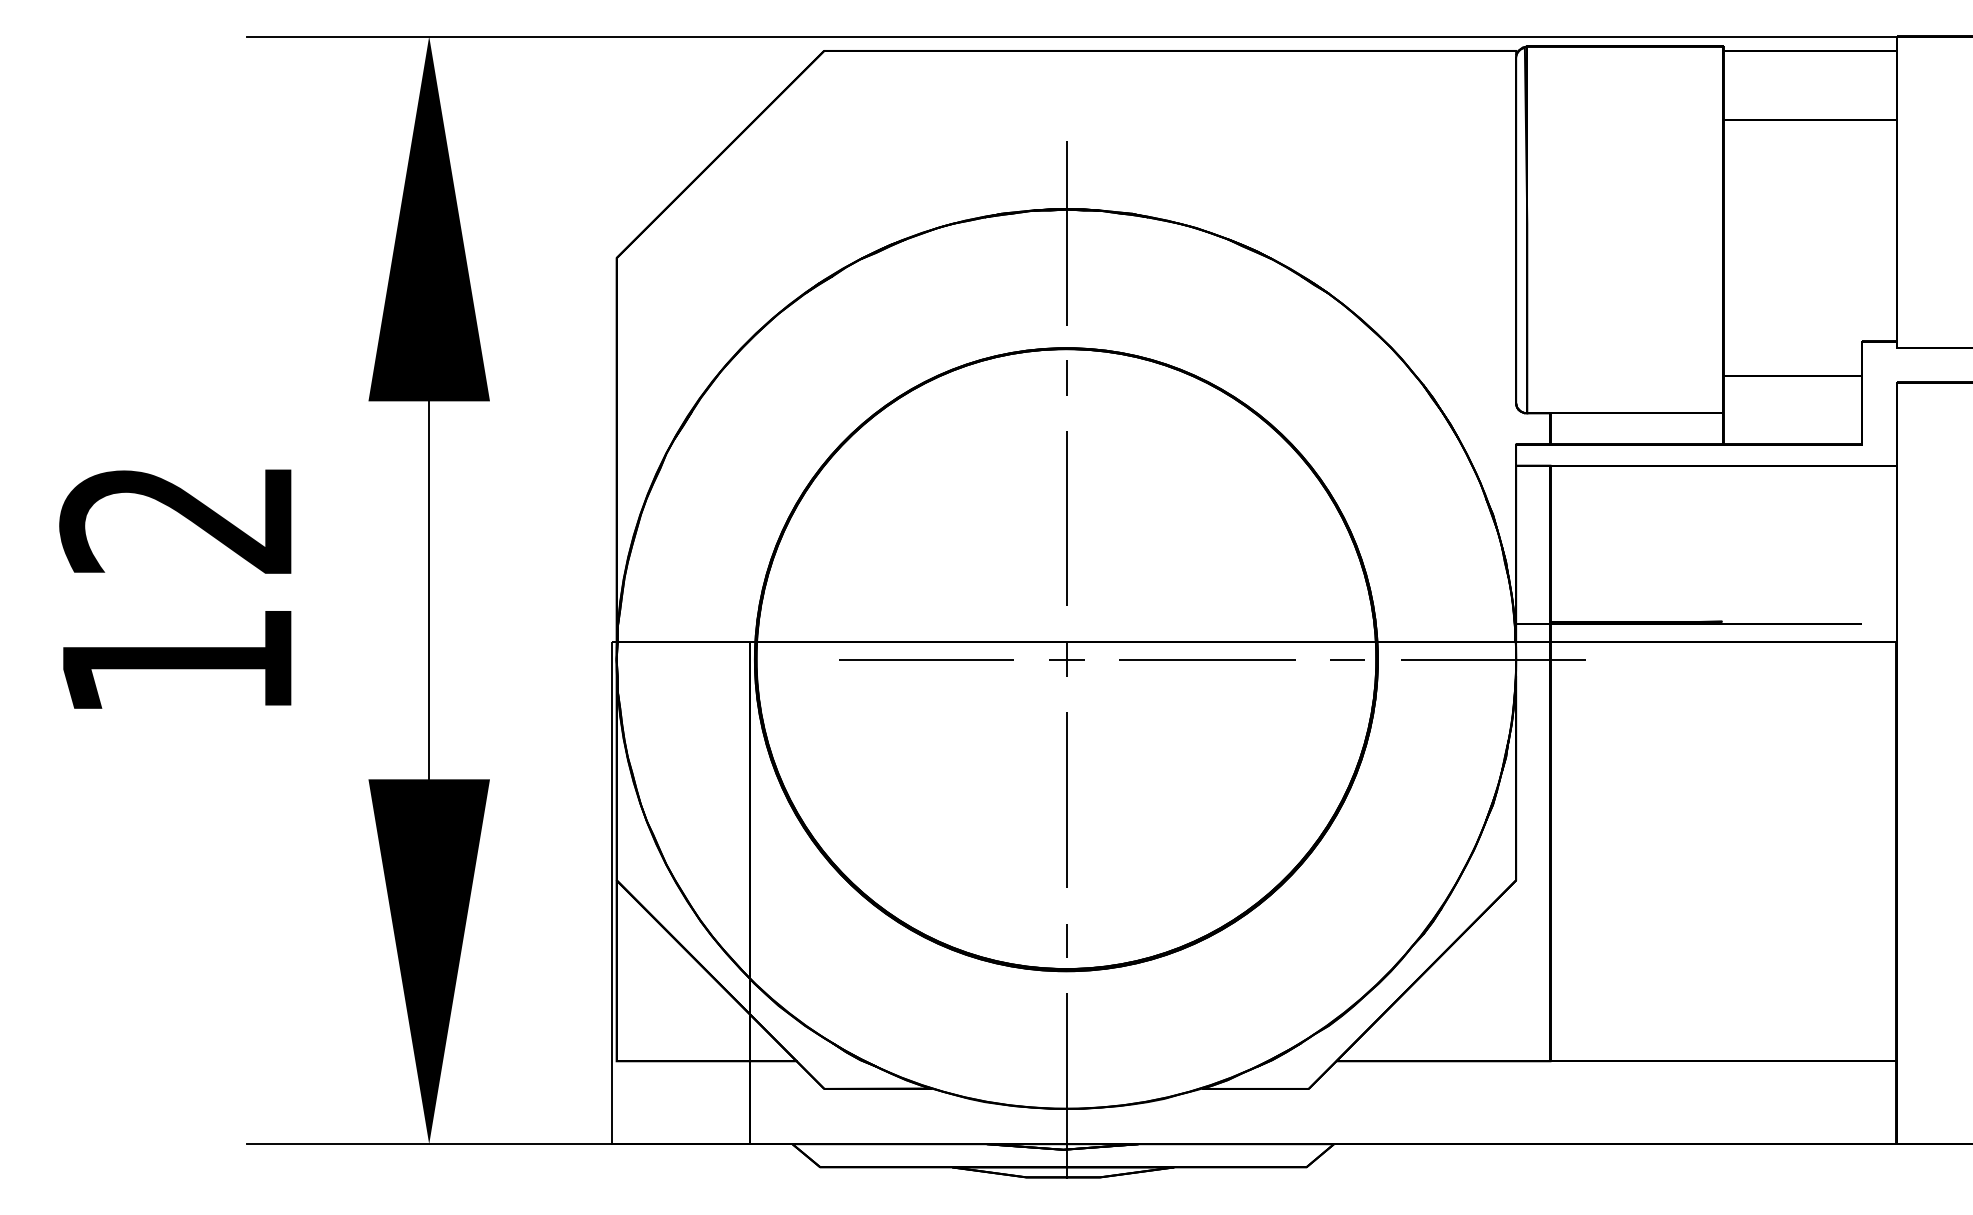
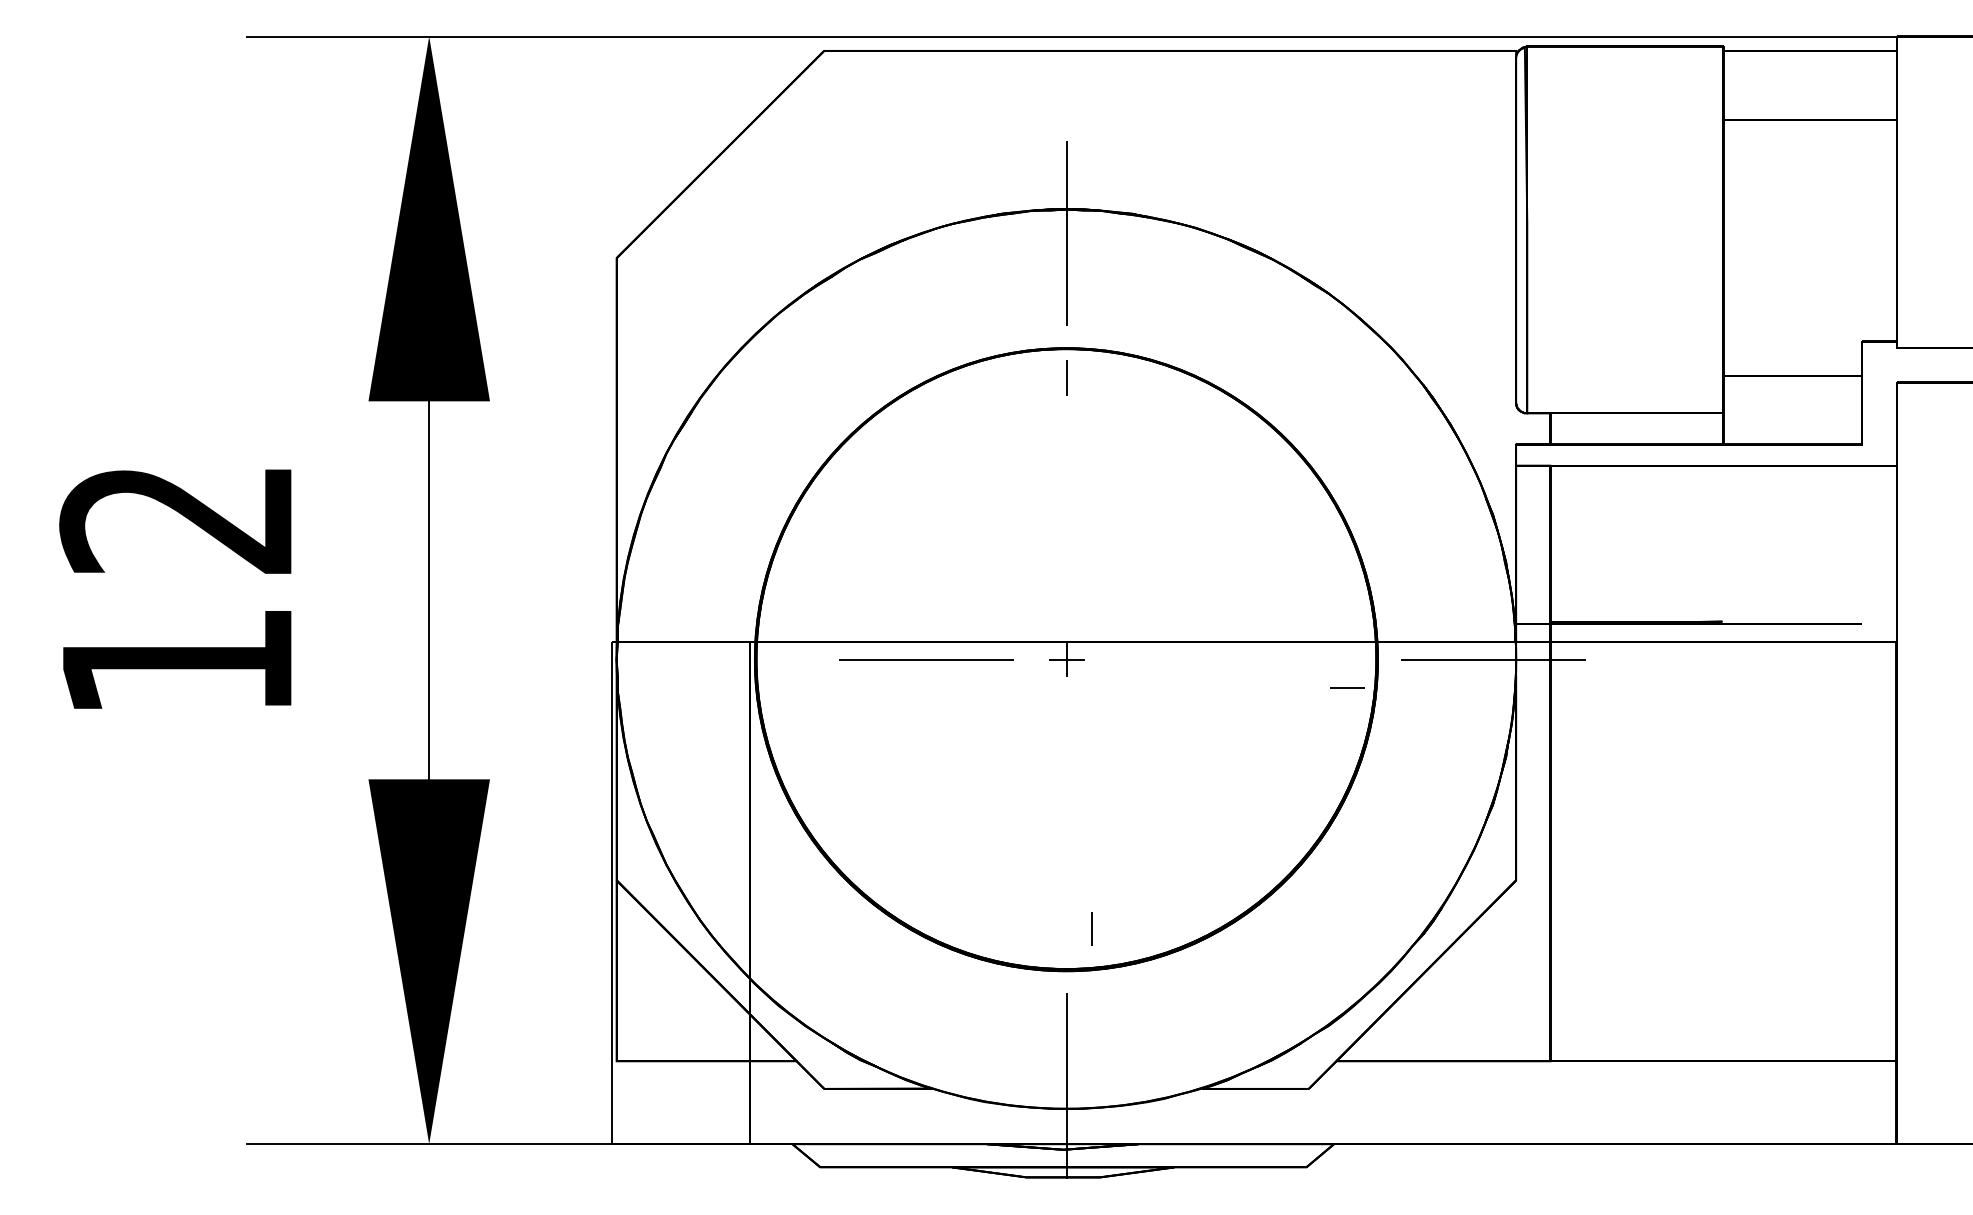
line: present -> none (1066, 518)
line: present -> none (1207, 659)
line position: (1347, 659) -> (1347, 687) (1347, 687)
line: present -> none (1066, 799)
line position: (1066, 940) -> (1091, 928) (1091, 928)
